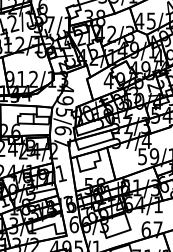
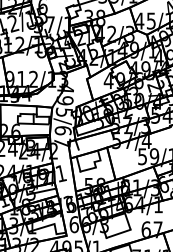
line: present -> none (96, 143)
